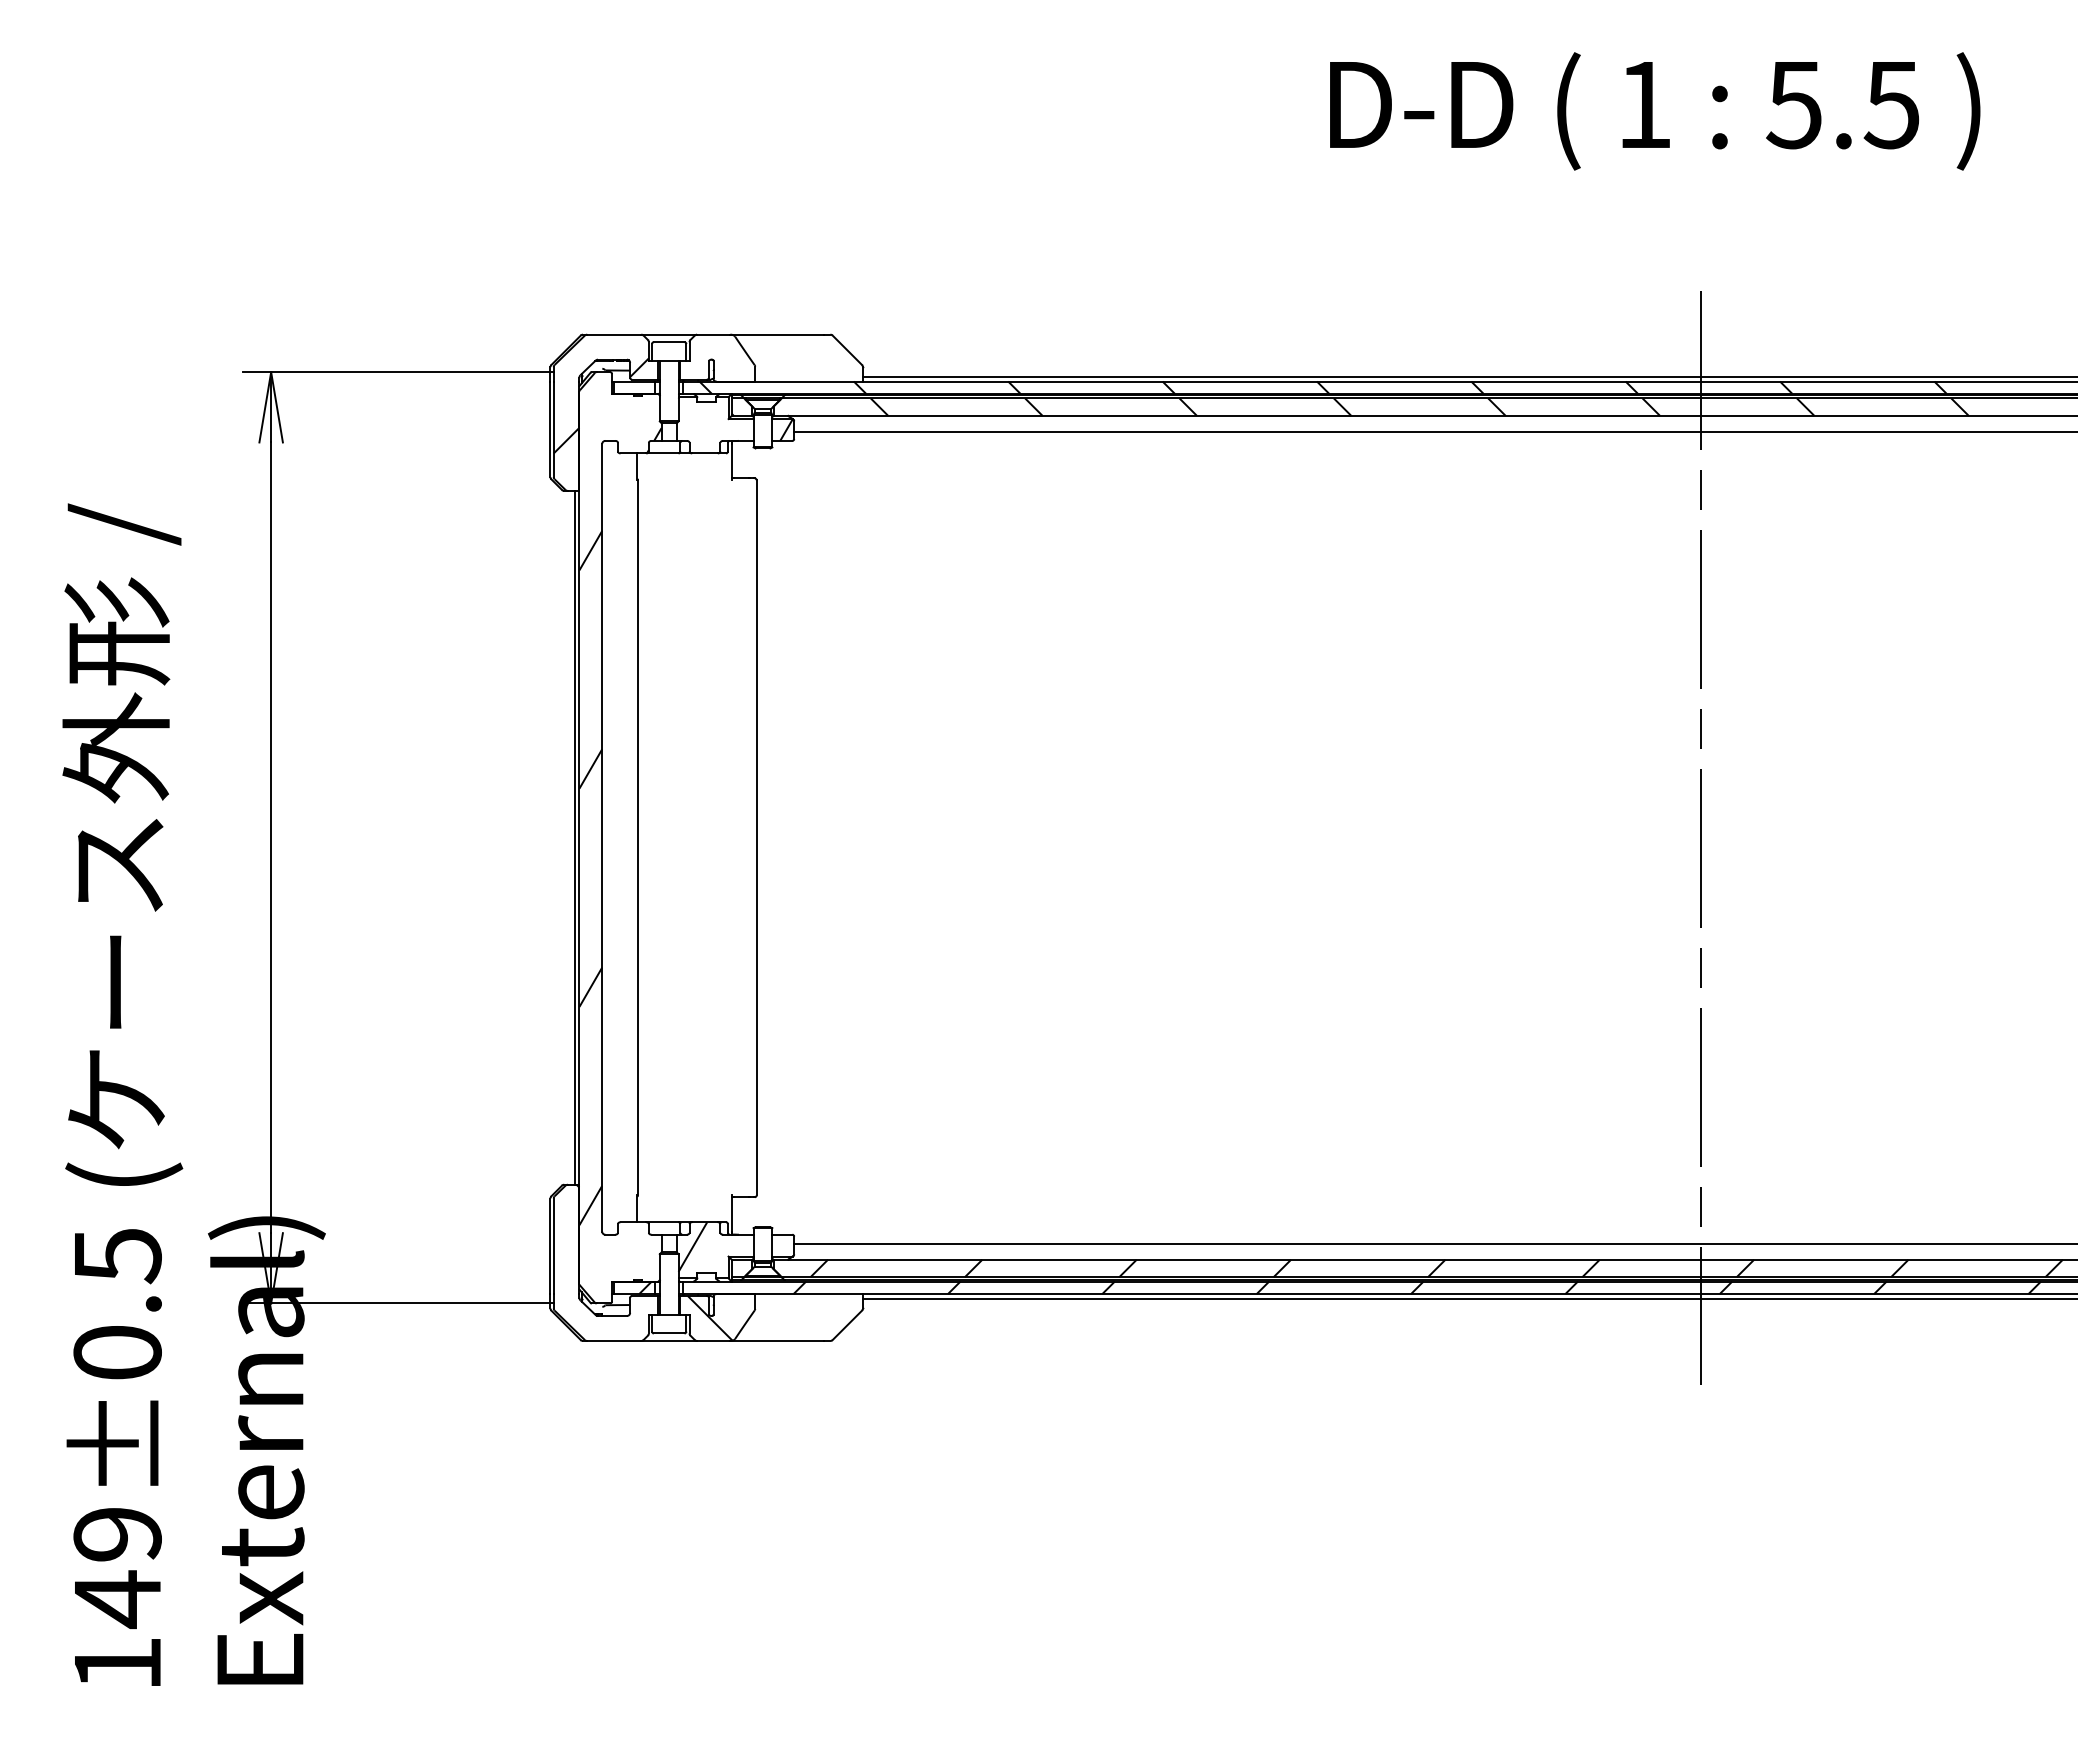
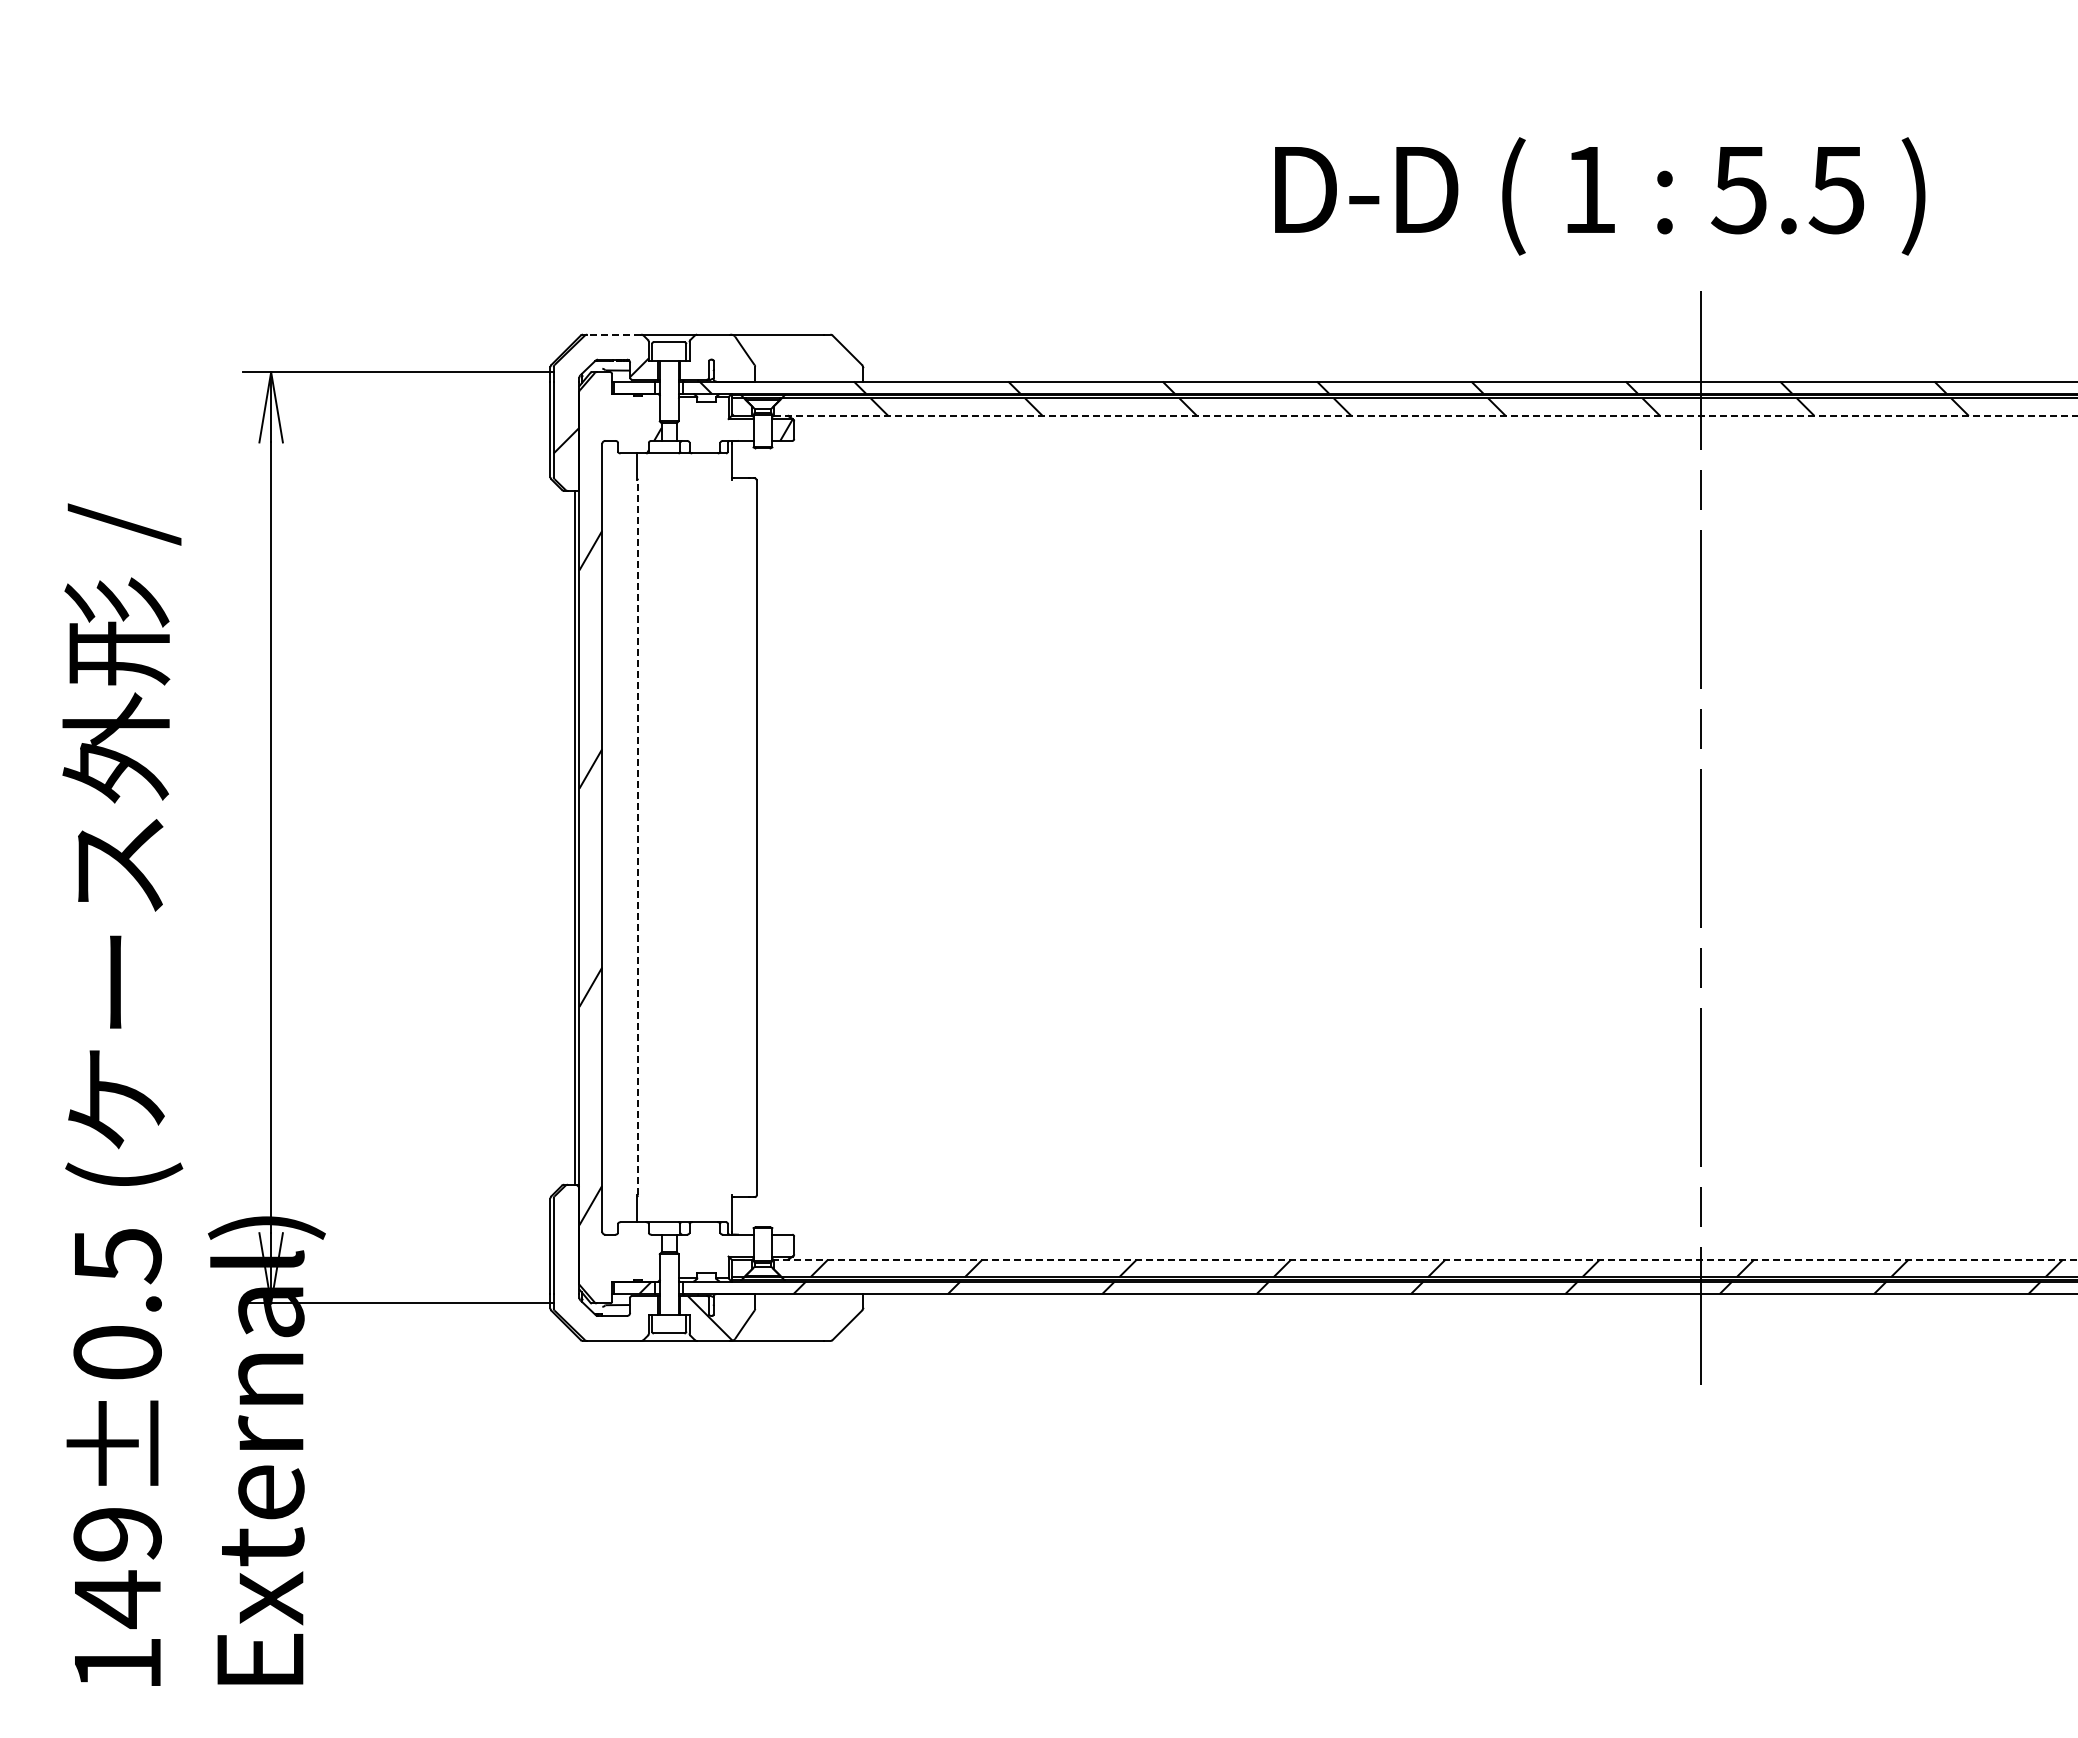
text position: (1655, 111) -> (1600, 196) (1600, 196)
line: solid -> dashed (613, 334)
line: present -> none (1468, 376)
line: solid -> dashed (1425, 415)
line: present -> none (1434, 431)
line: solid -> dashed (637, 837)
line: present -> none (1434, 1244)
hatch: present -> none (692, 1246)
line: solid -> dashed (1425, 1259)
line: present -> none (1468, 1299)
